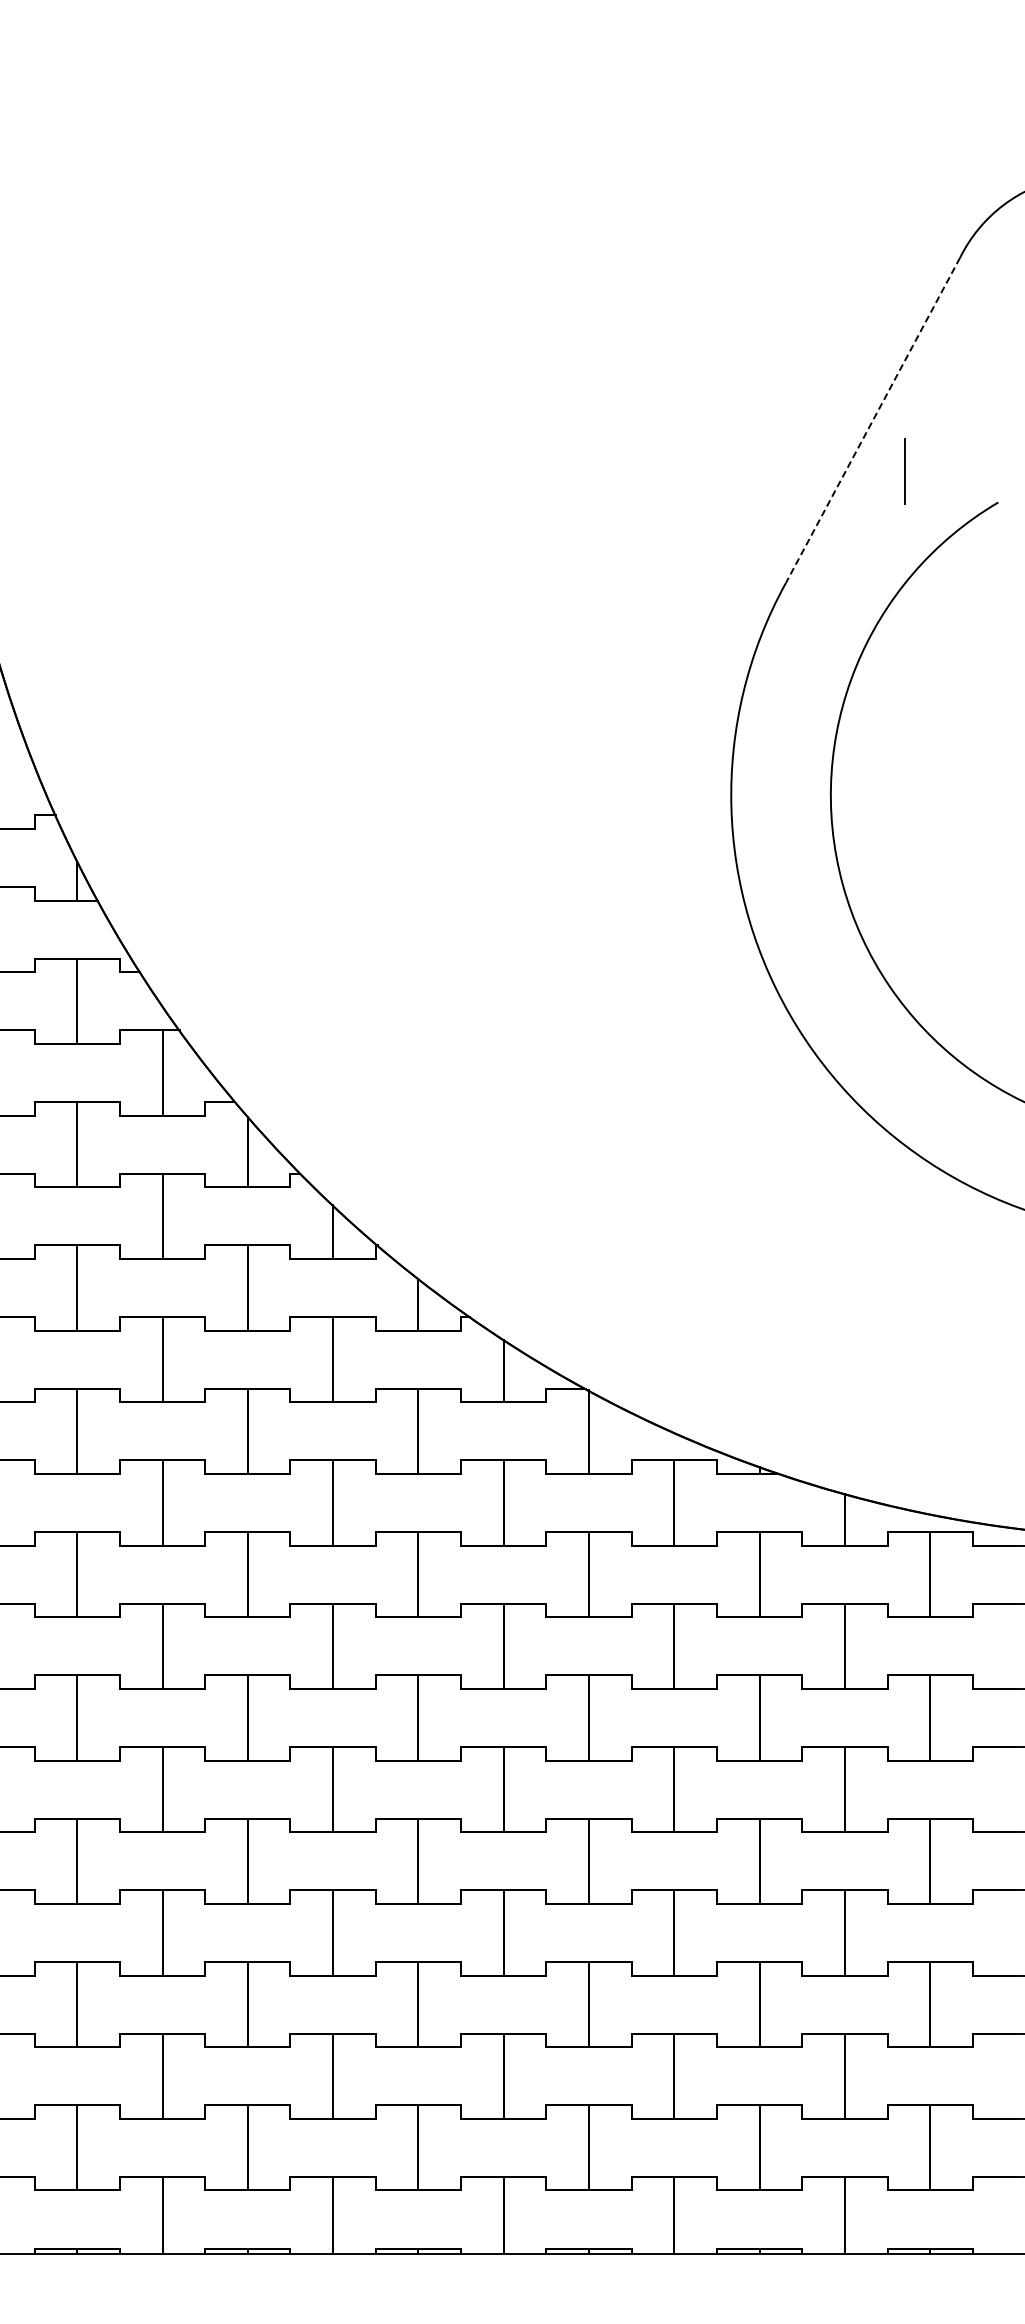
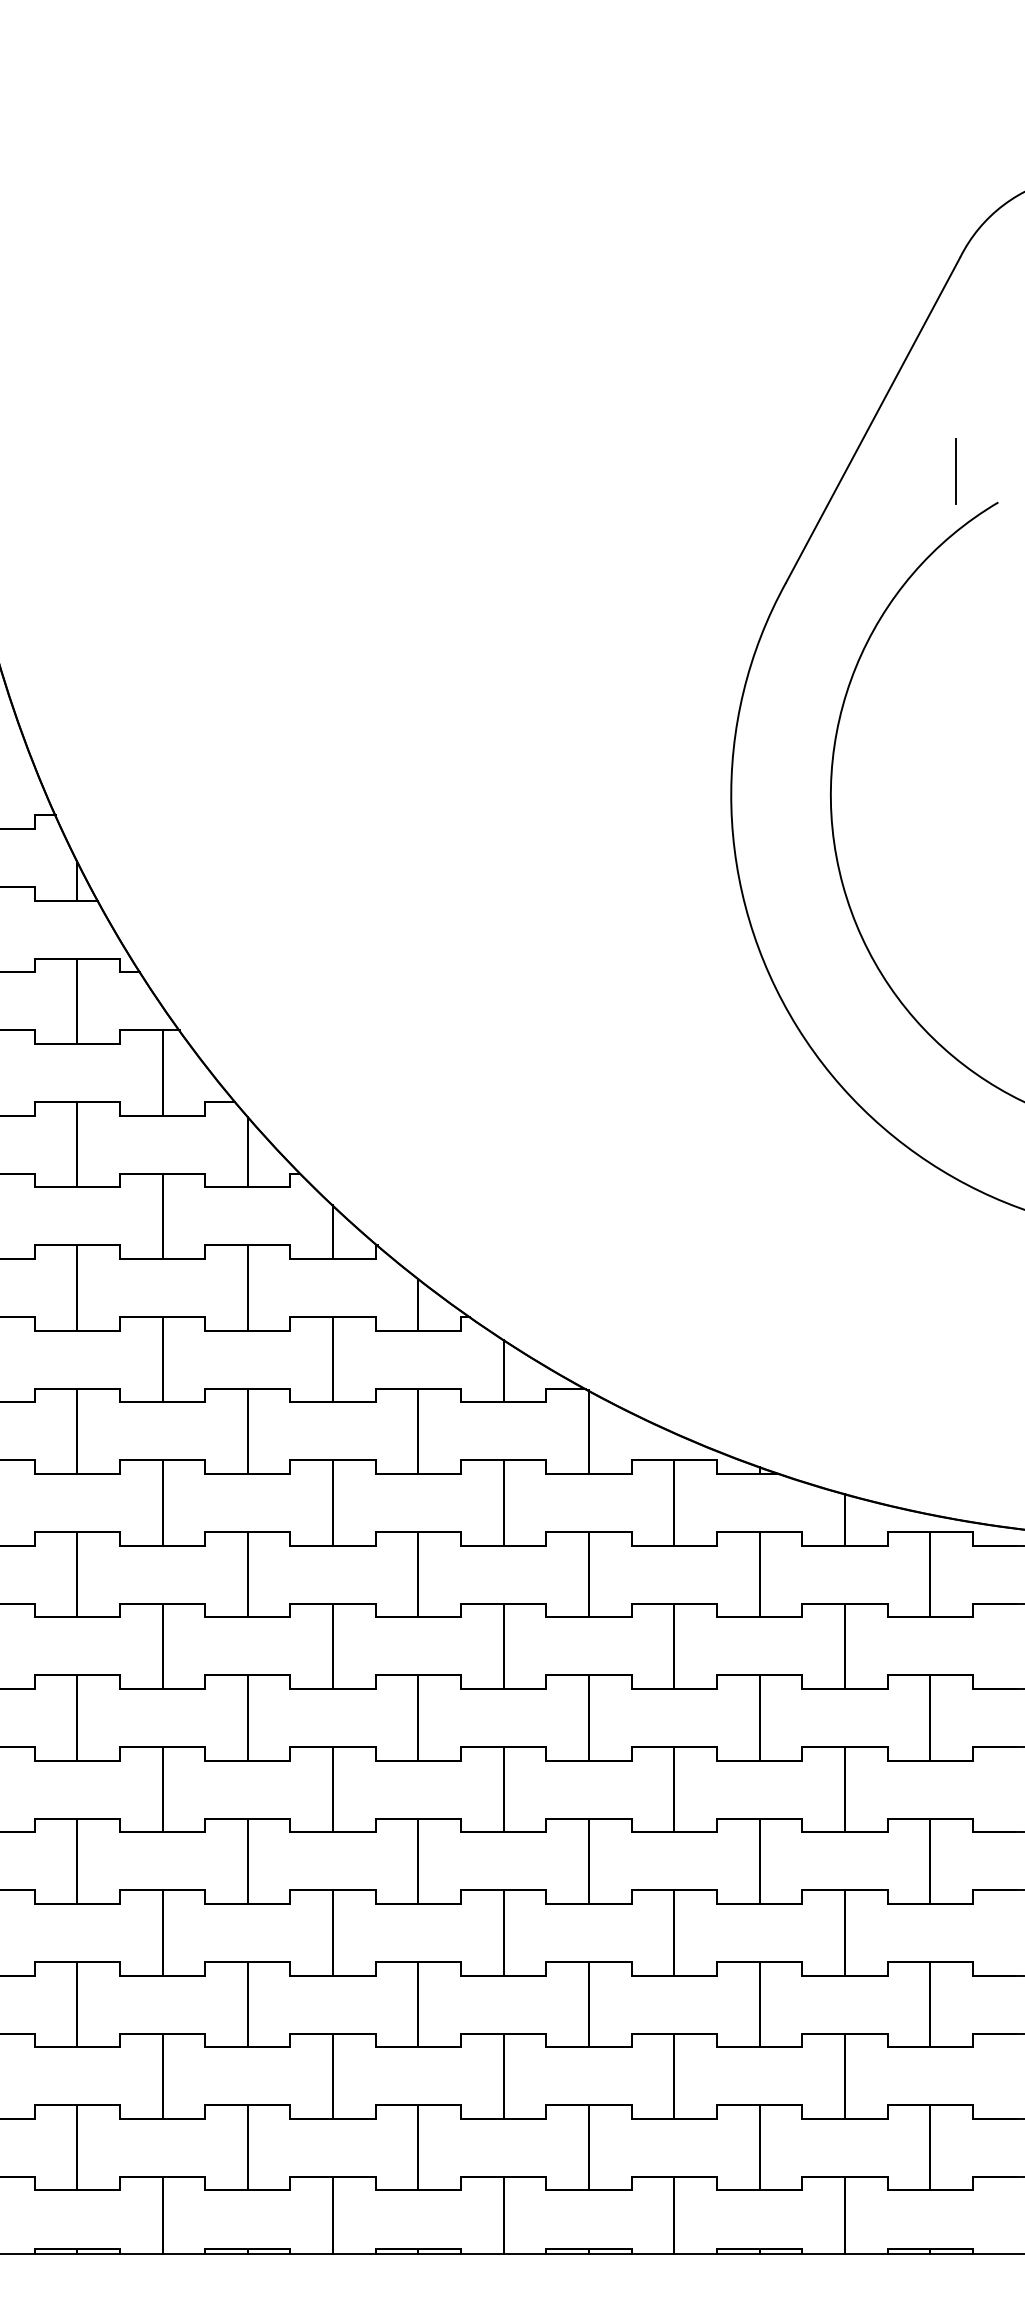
line: dashed -> solid (872, 420)
line position: (904, 471) -> (955, 471) (955, 471)
